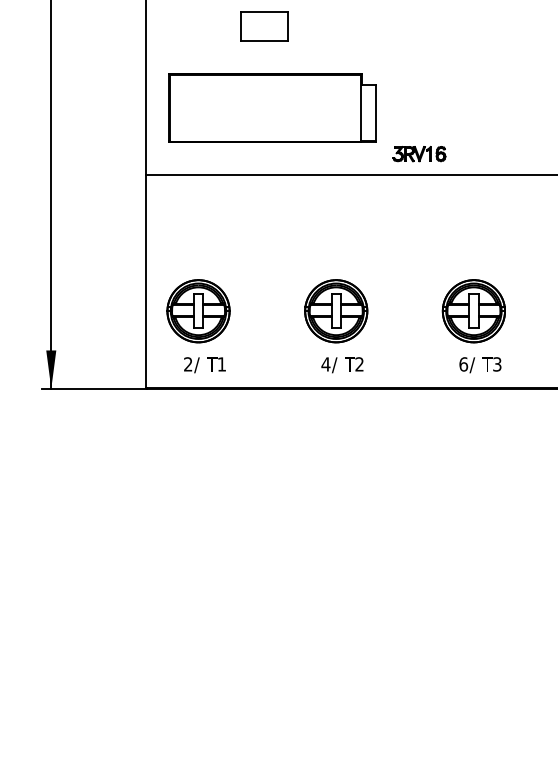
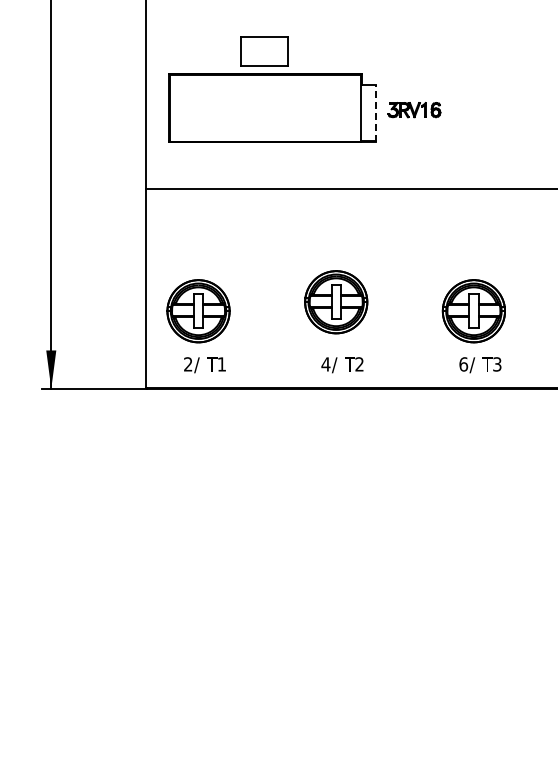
part position: (264, 26) -> (264, 51) (264, 51)
line: solid -> dashed (376, 113)
part position: (419, 154) -> (414, 110) (414, 110)
line position: (349, 175) -> (349, 189) (349, 189)
part position: (336, 311) -> (336, 302) (336, 302)
